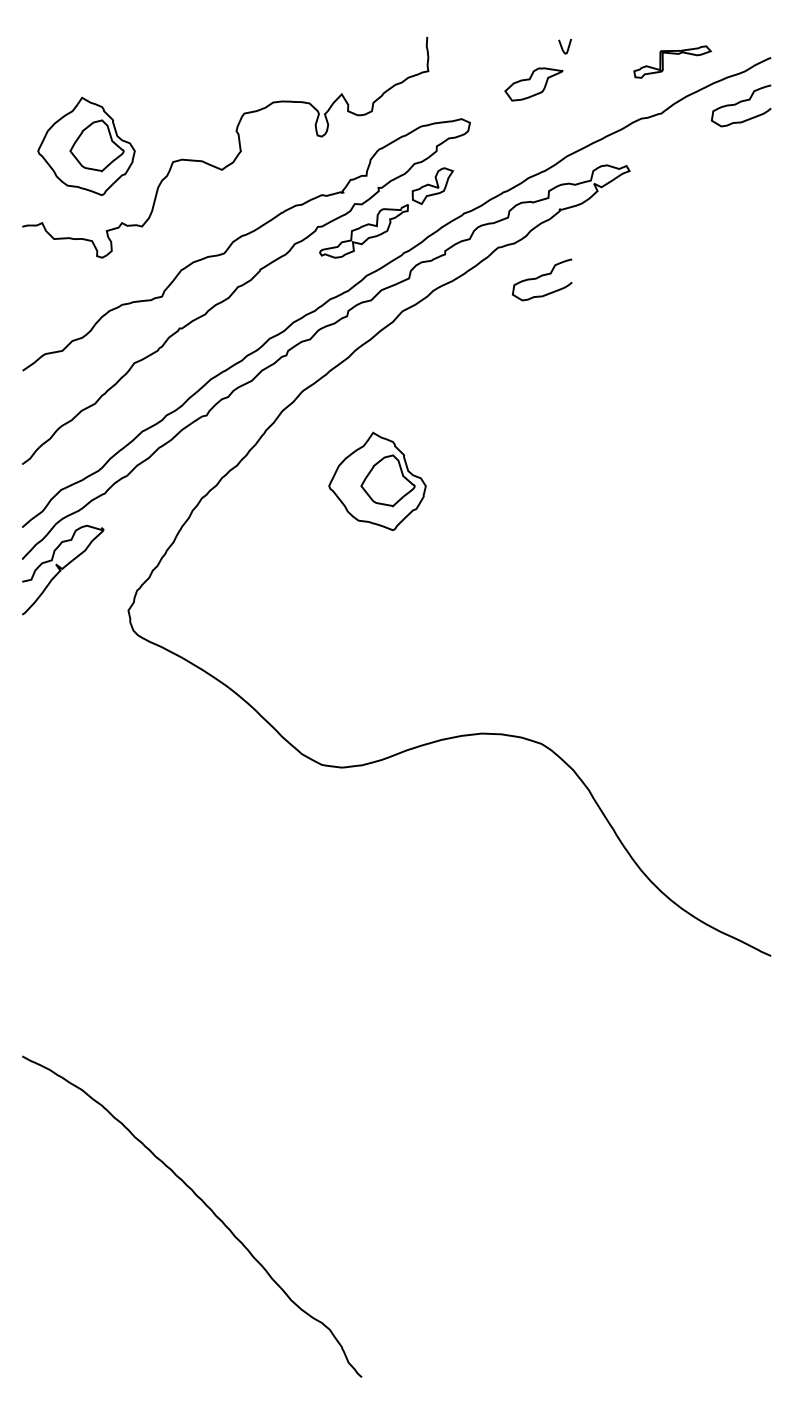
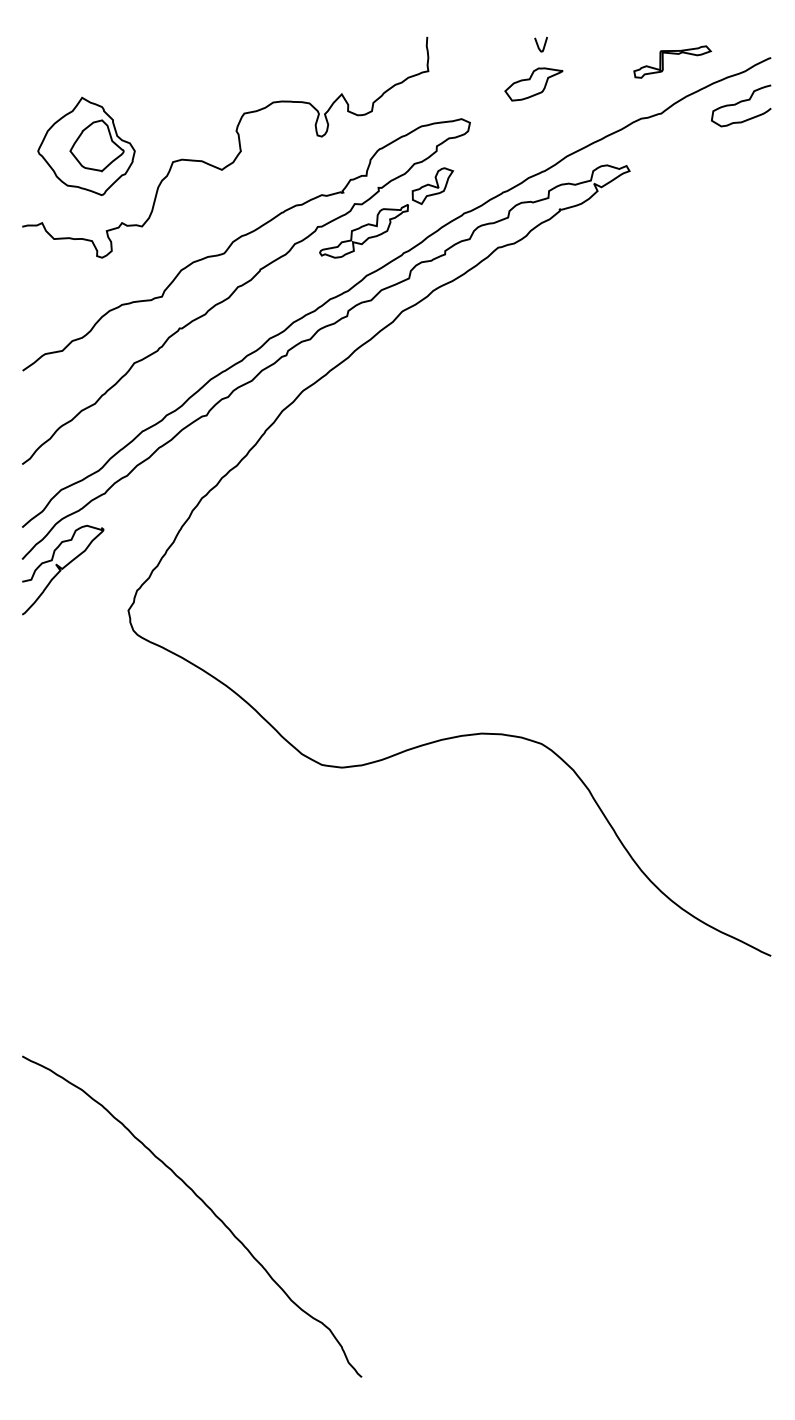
curve position: (562, 46) -> (538, 44) (538, 44)
curve: present -> none (540, 277)
part: present -> none (377, 480)
